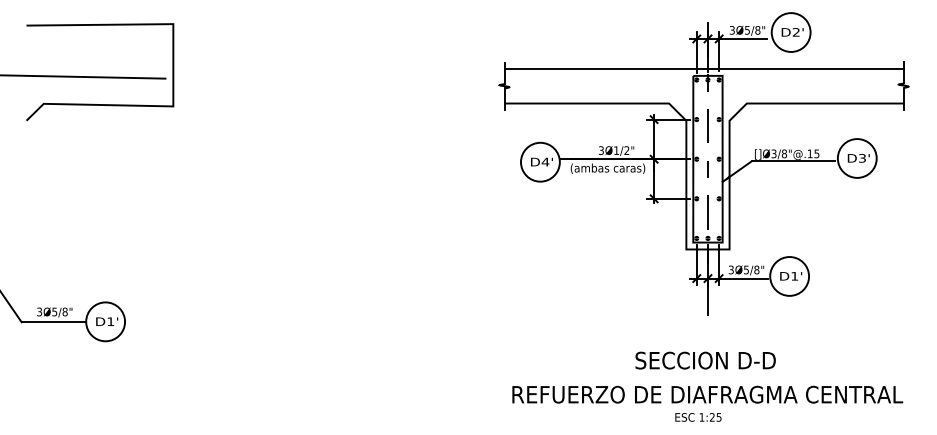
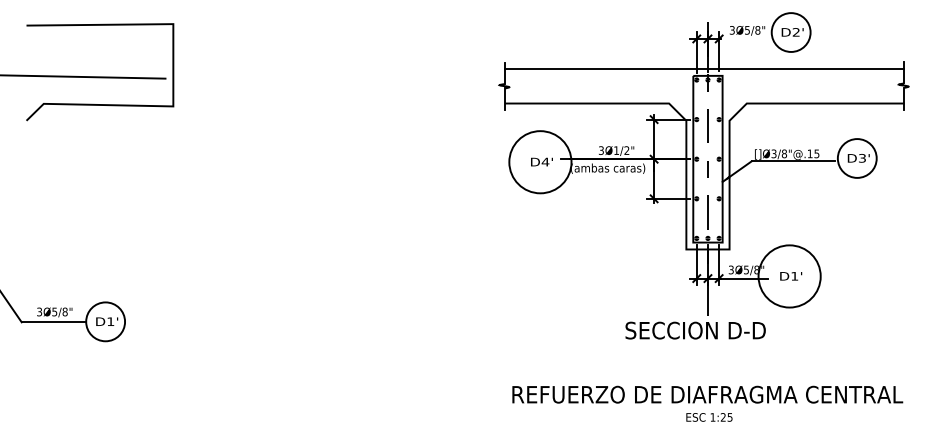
line: present -> none (743, 38)
circle diameter: 39 px -> 62 px (540, 162)
circle diameter: 39 px -> 62 px (789, 276)
text position: (705, 360) -> (695, 330) (695, 330)
text position: (698, 417) -> (709, 417) (709, 417)
